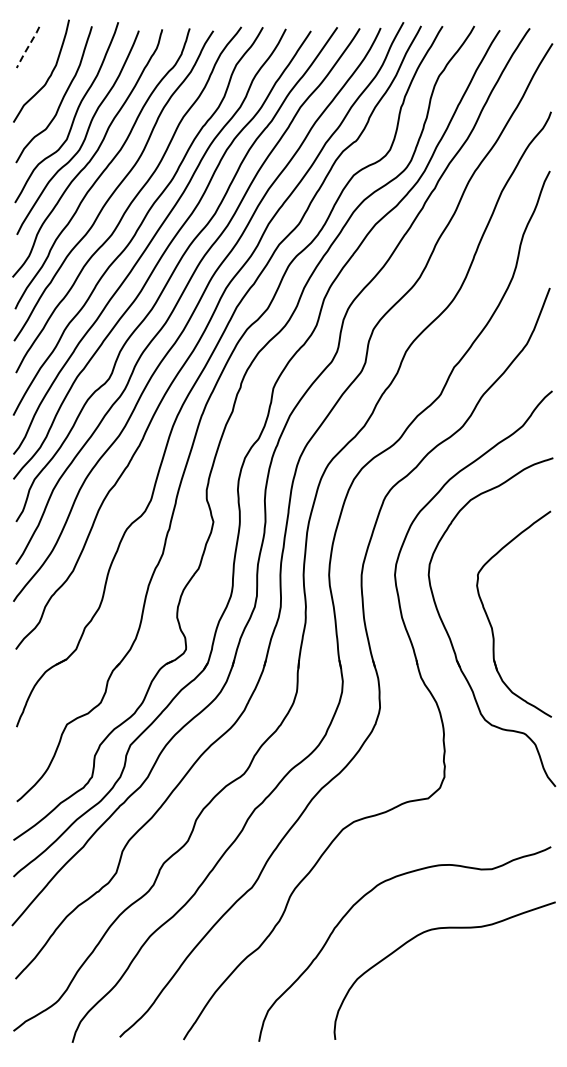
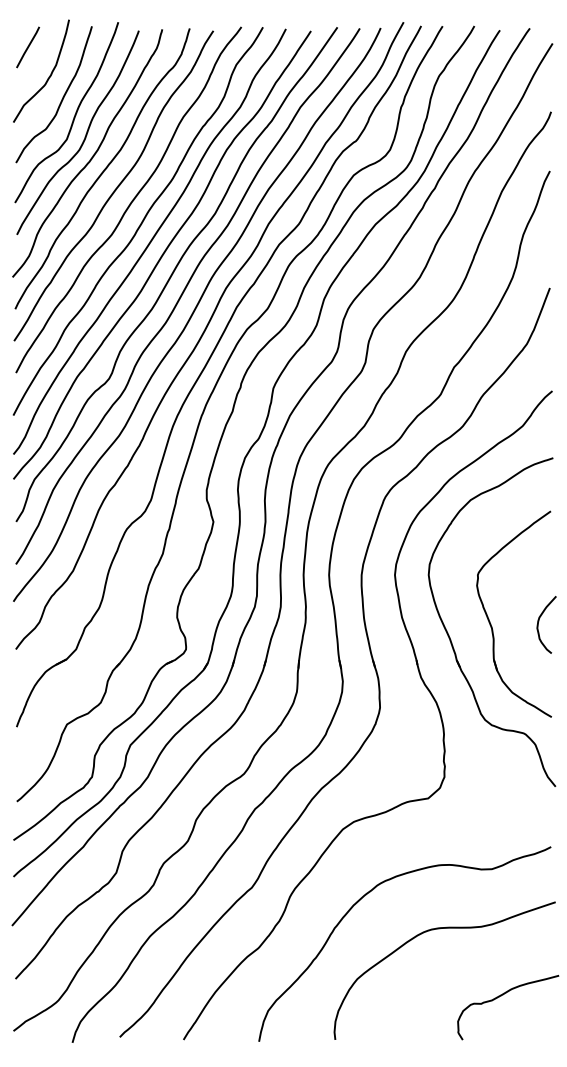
line: dashed -> solid (28, 47)
curve: none -> present (539, 621)
curve: none -> present (503, 995)
